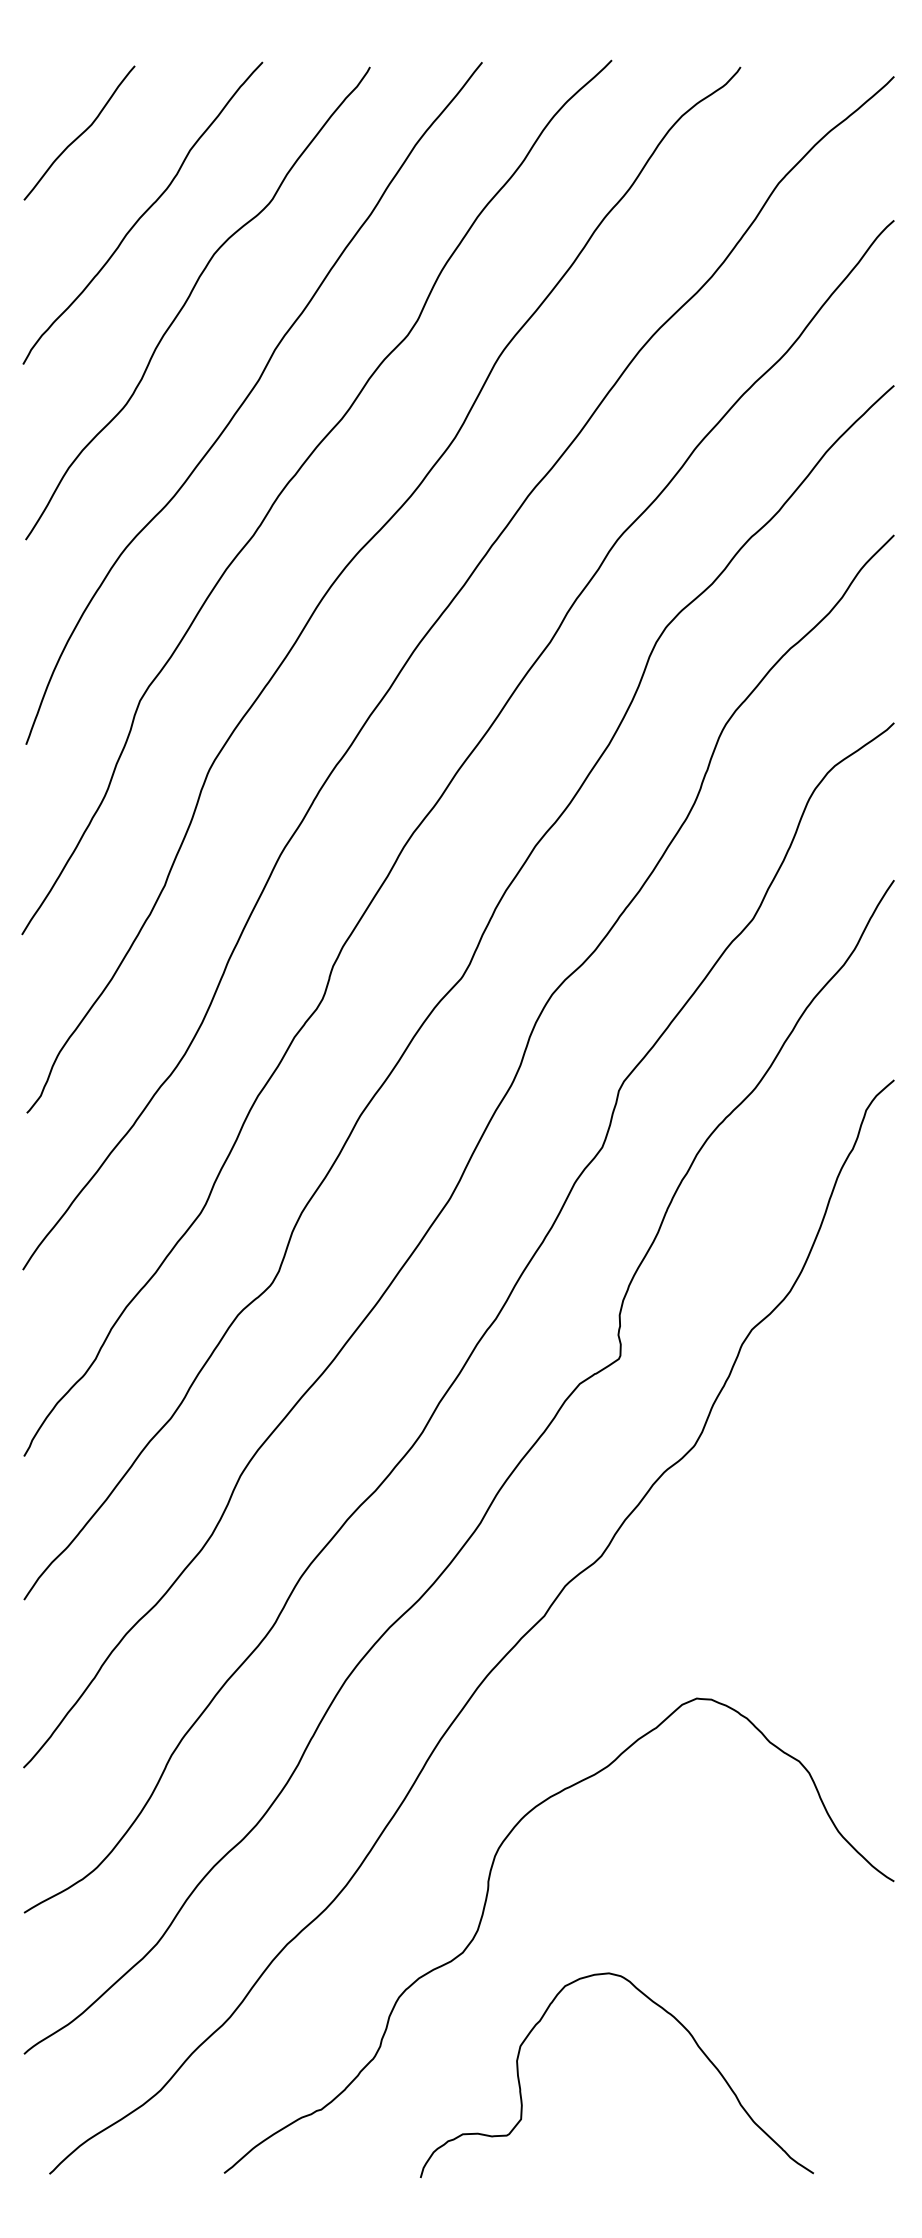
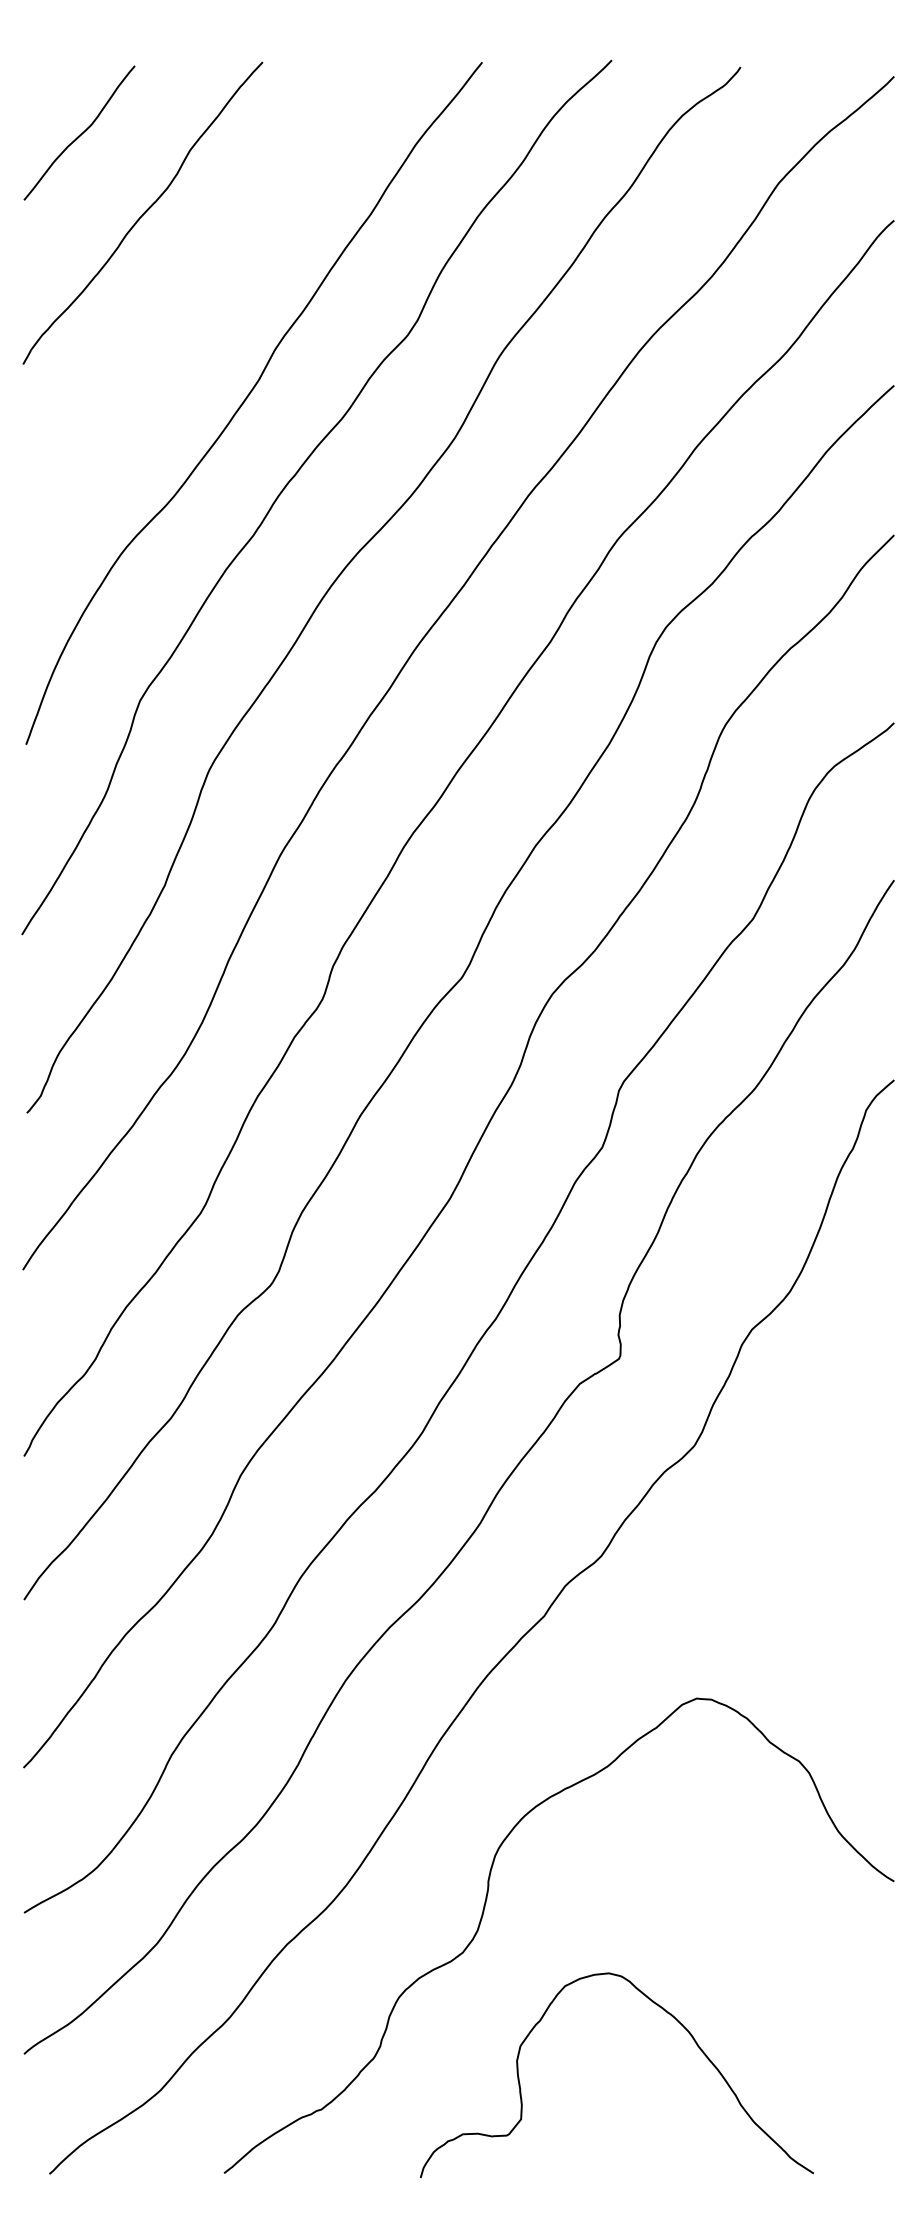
curve: present -> none (189, 298)
